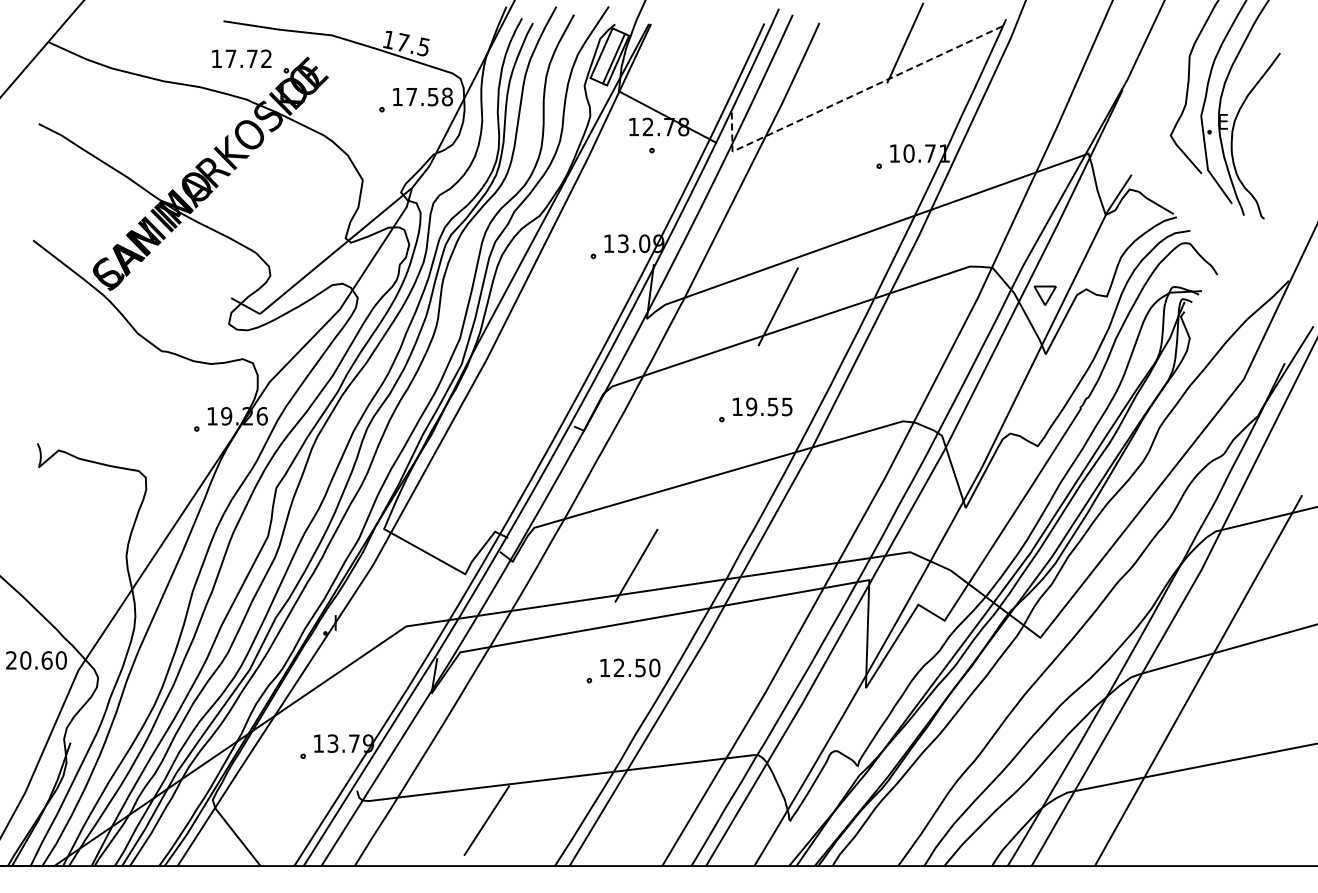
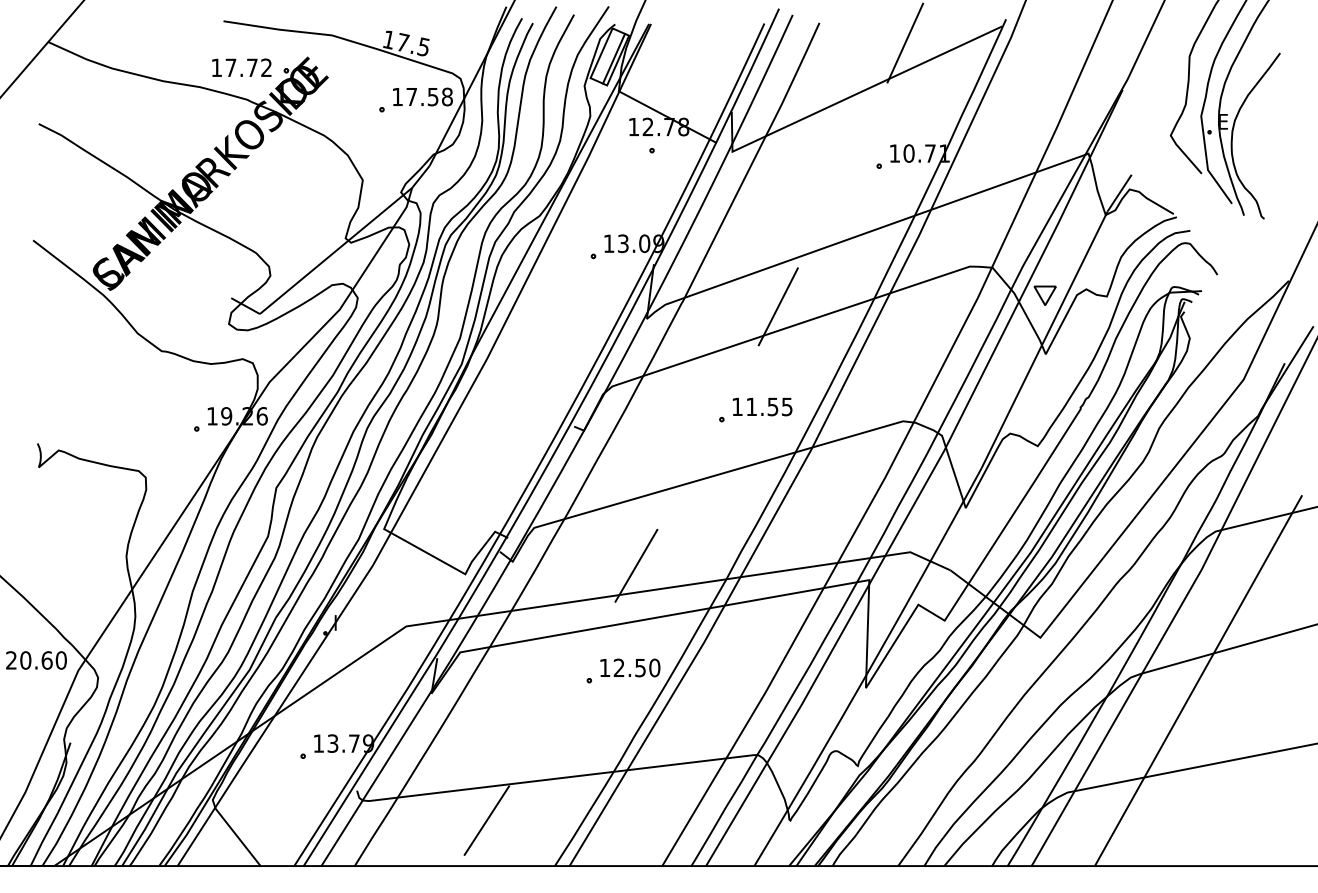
text position: (241, 58) -> (241, 67) (241, 67)
line: dashed -> solid (848, 97)
text: 19.55 -> 11.55 (751, 406)
